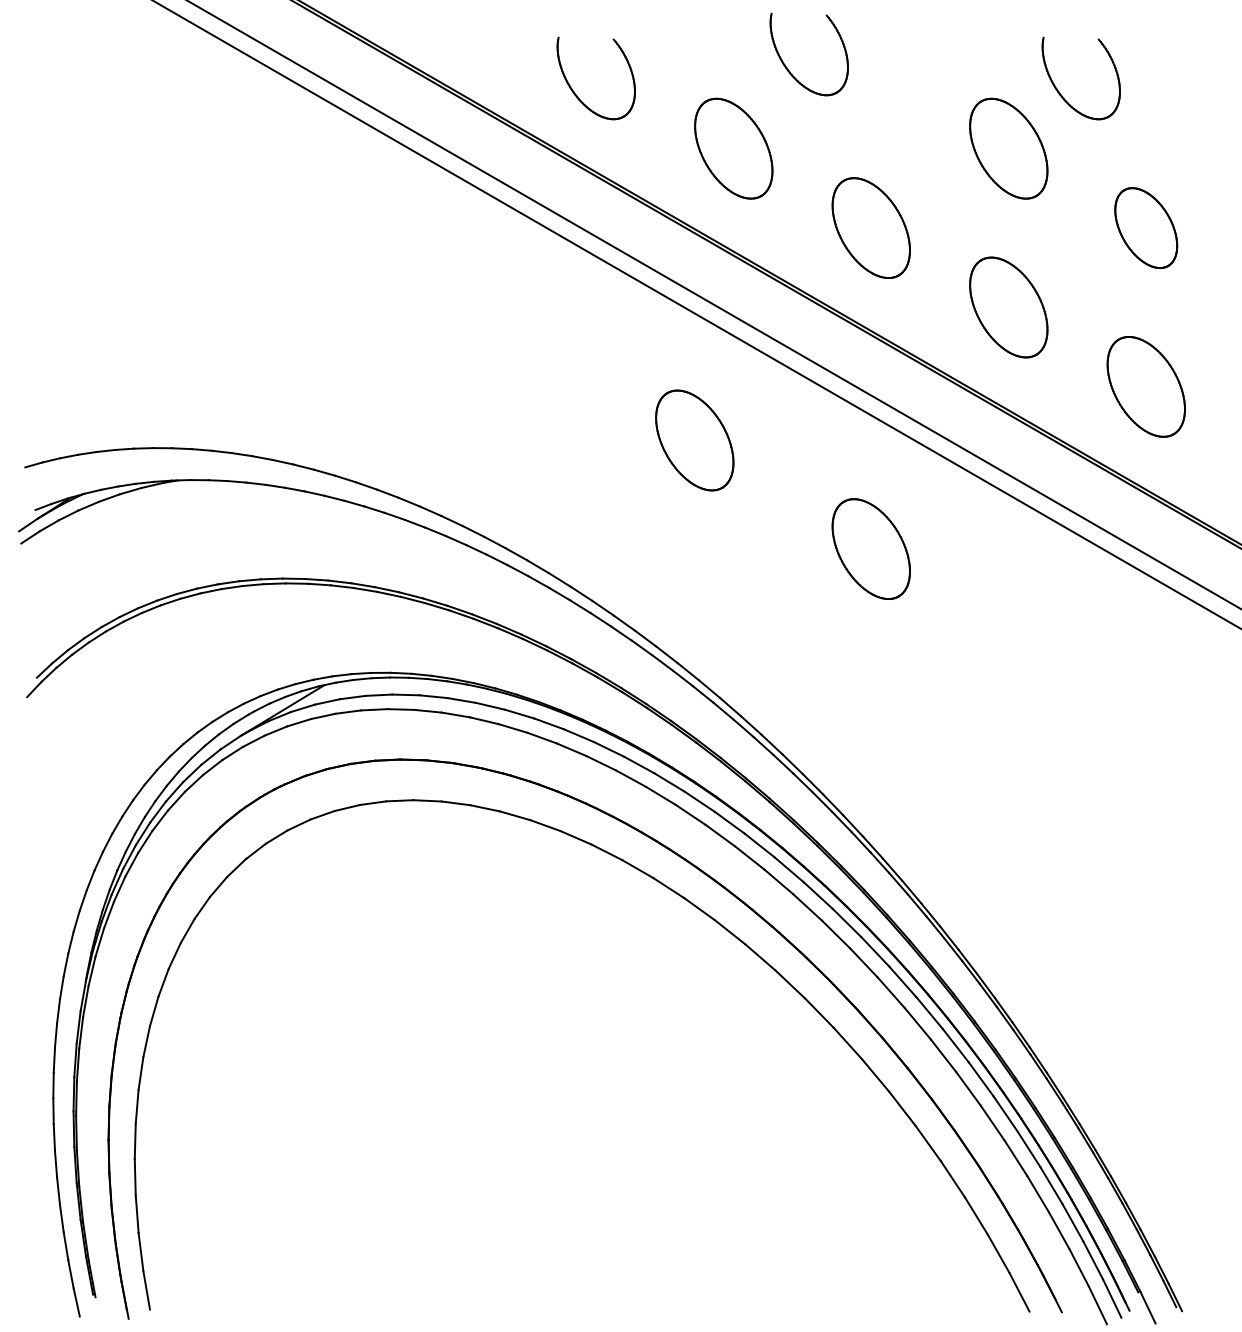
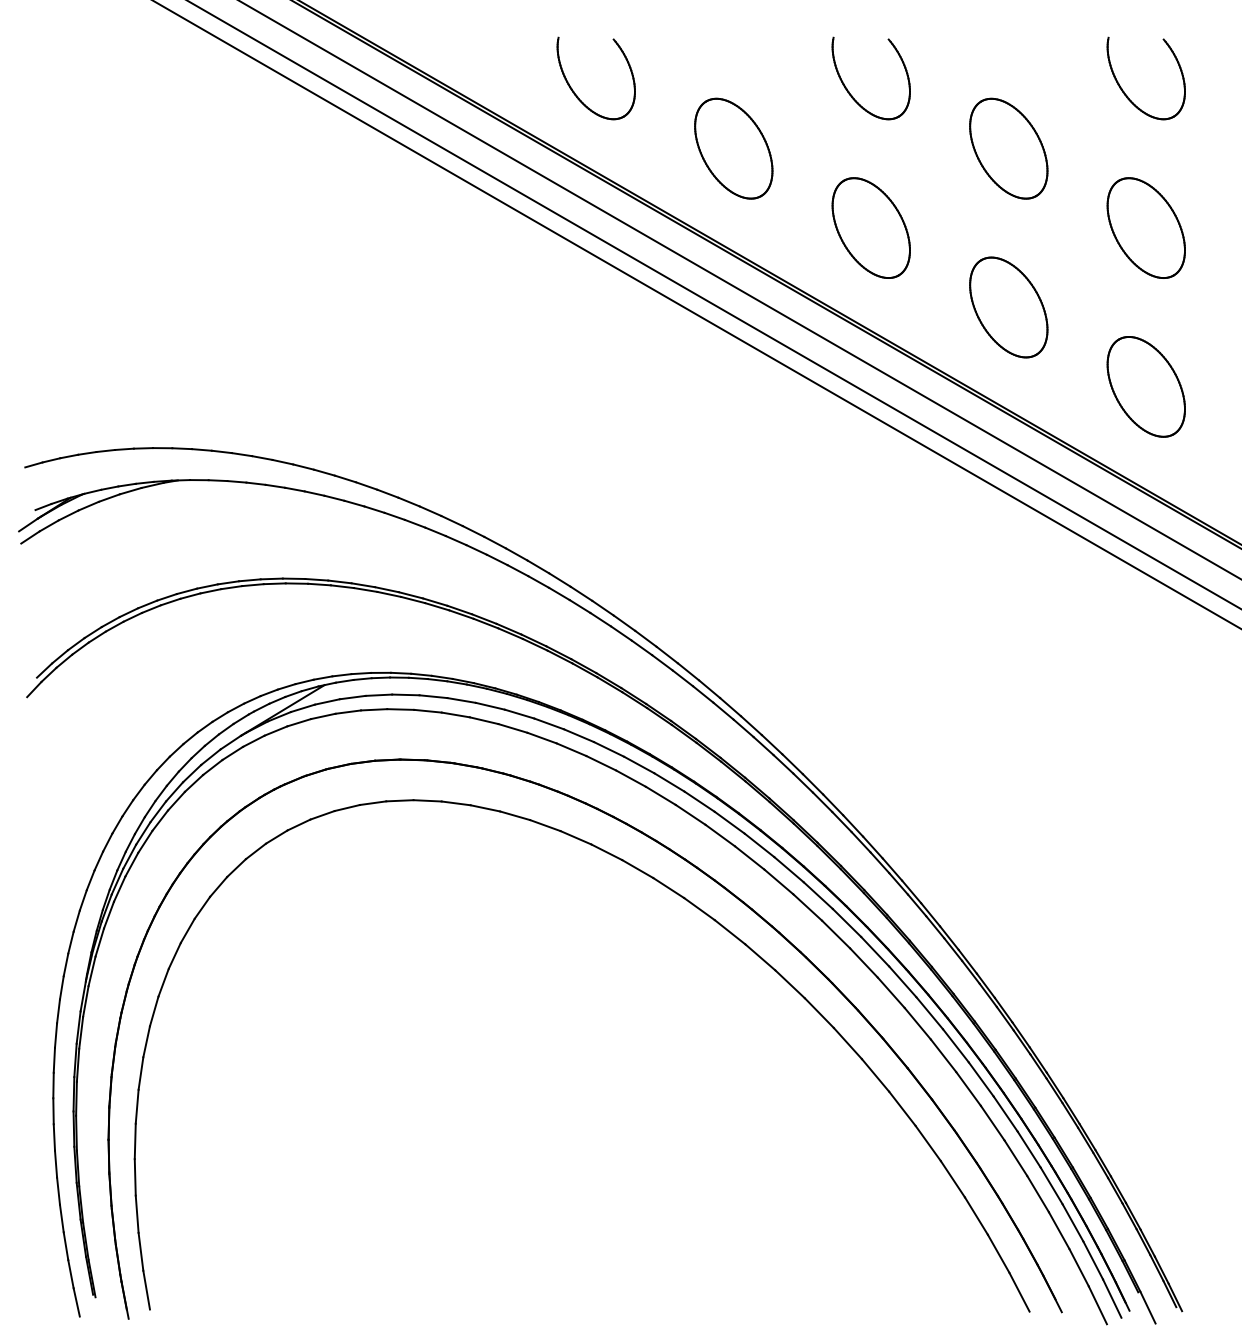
part position: (787, 67) -> (849, 91) (849, 91)
part position: (1059, 91) -> (1124, 91) (1124, 91)
part size: 65x82 px -> 80x102 px (1145, 227)
line: none -> present (739, 289)
part: present -> none (694, 440)
part: present -> none (870, 548)
